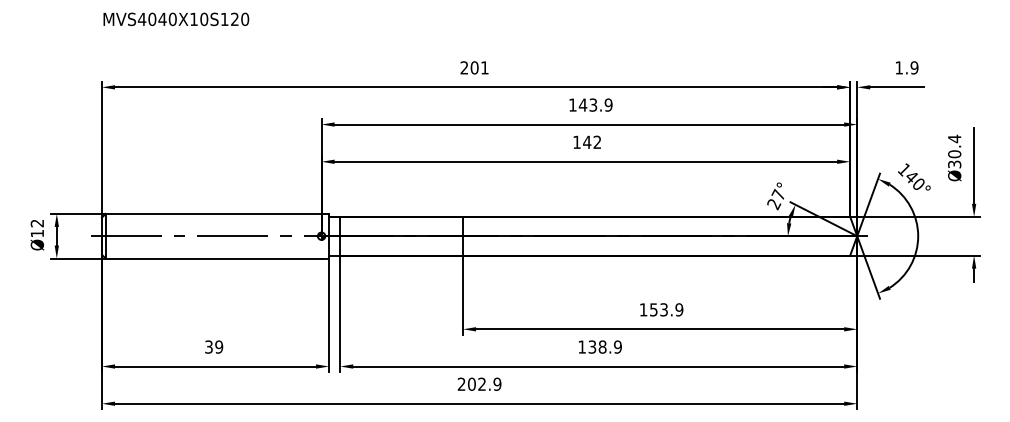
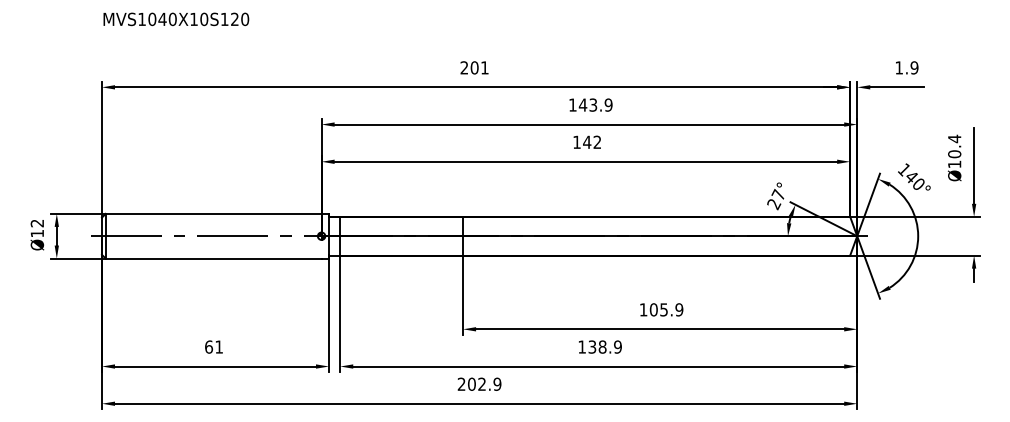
text: MVS4040X10S120 -> MVS1040X10S120 (141, 19)
text: Ø30.4 -> Ø10.4 (954, 164)
text: 153.9 -> 105.9 (658, 309)
text: 39 -> 61 (214, 346)
